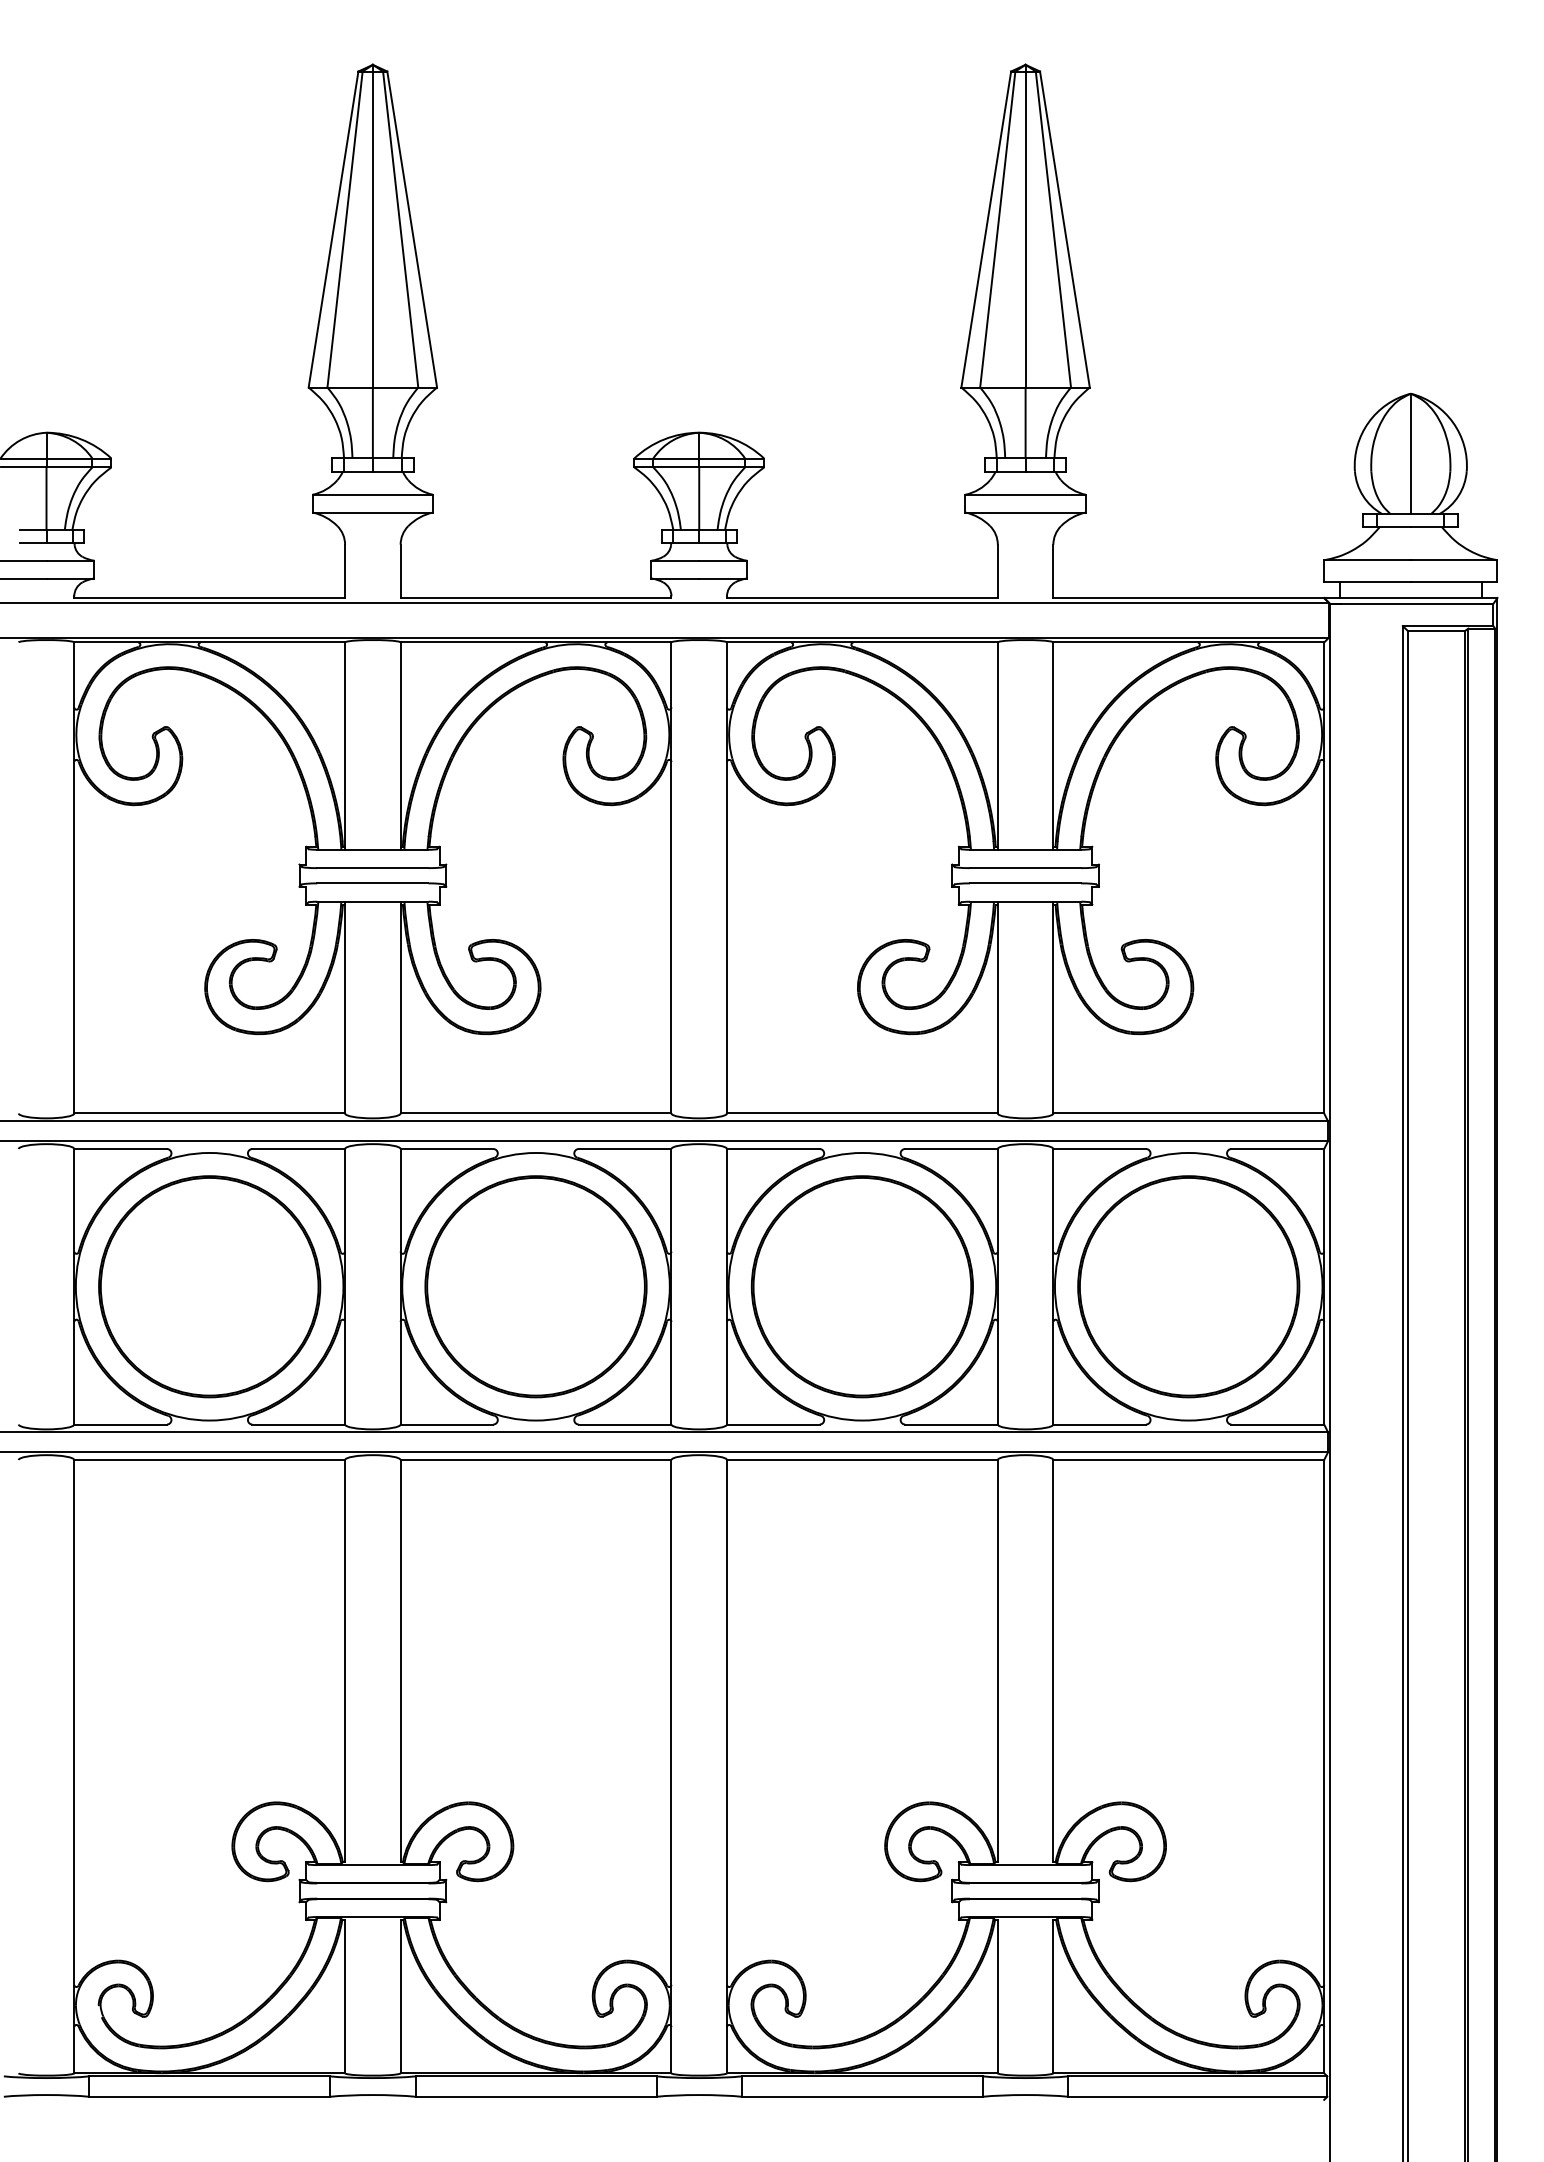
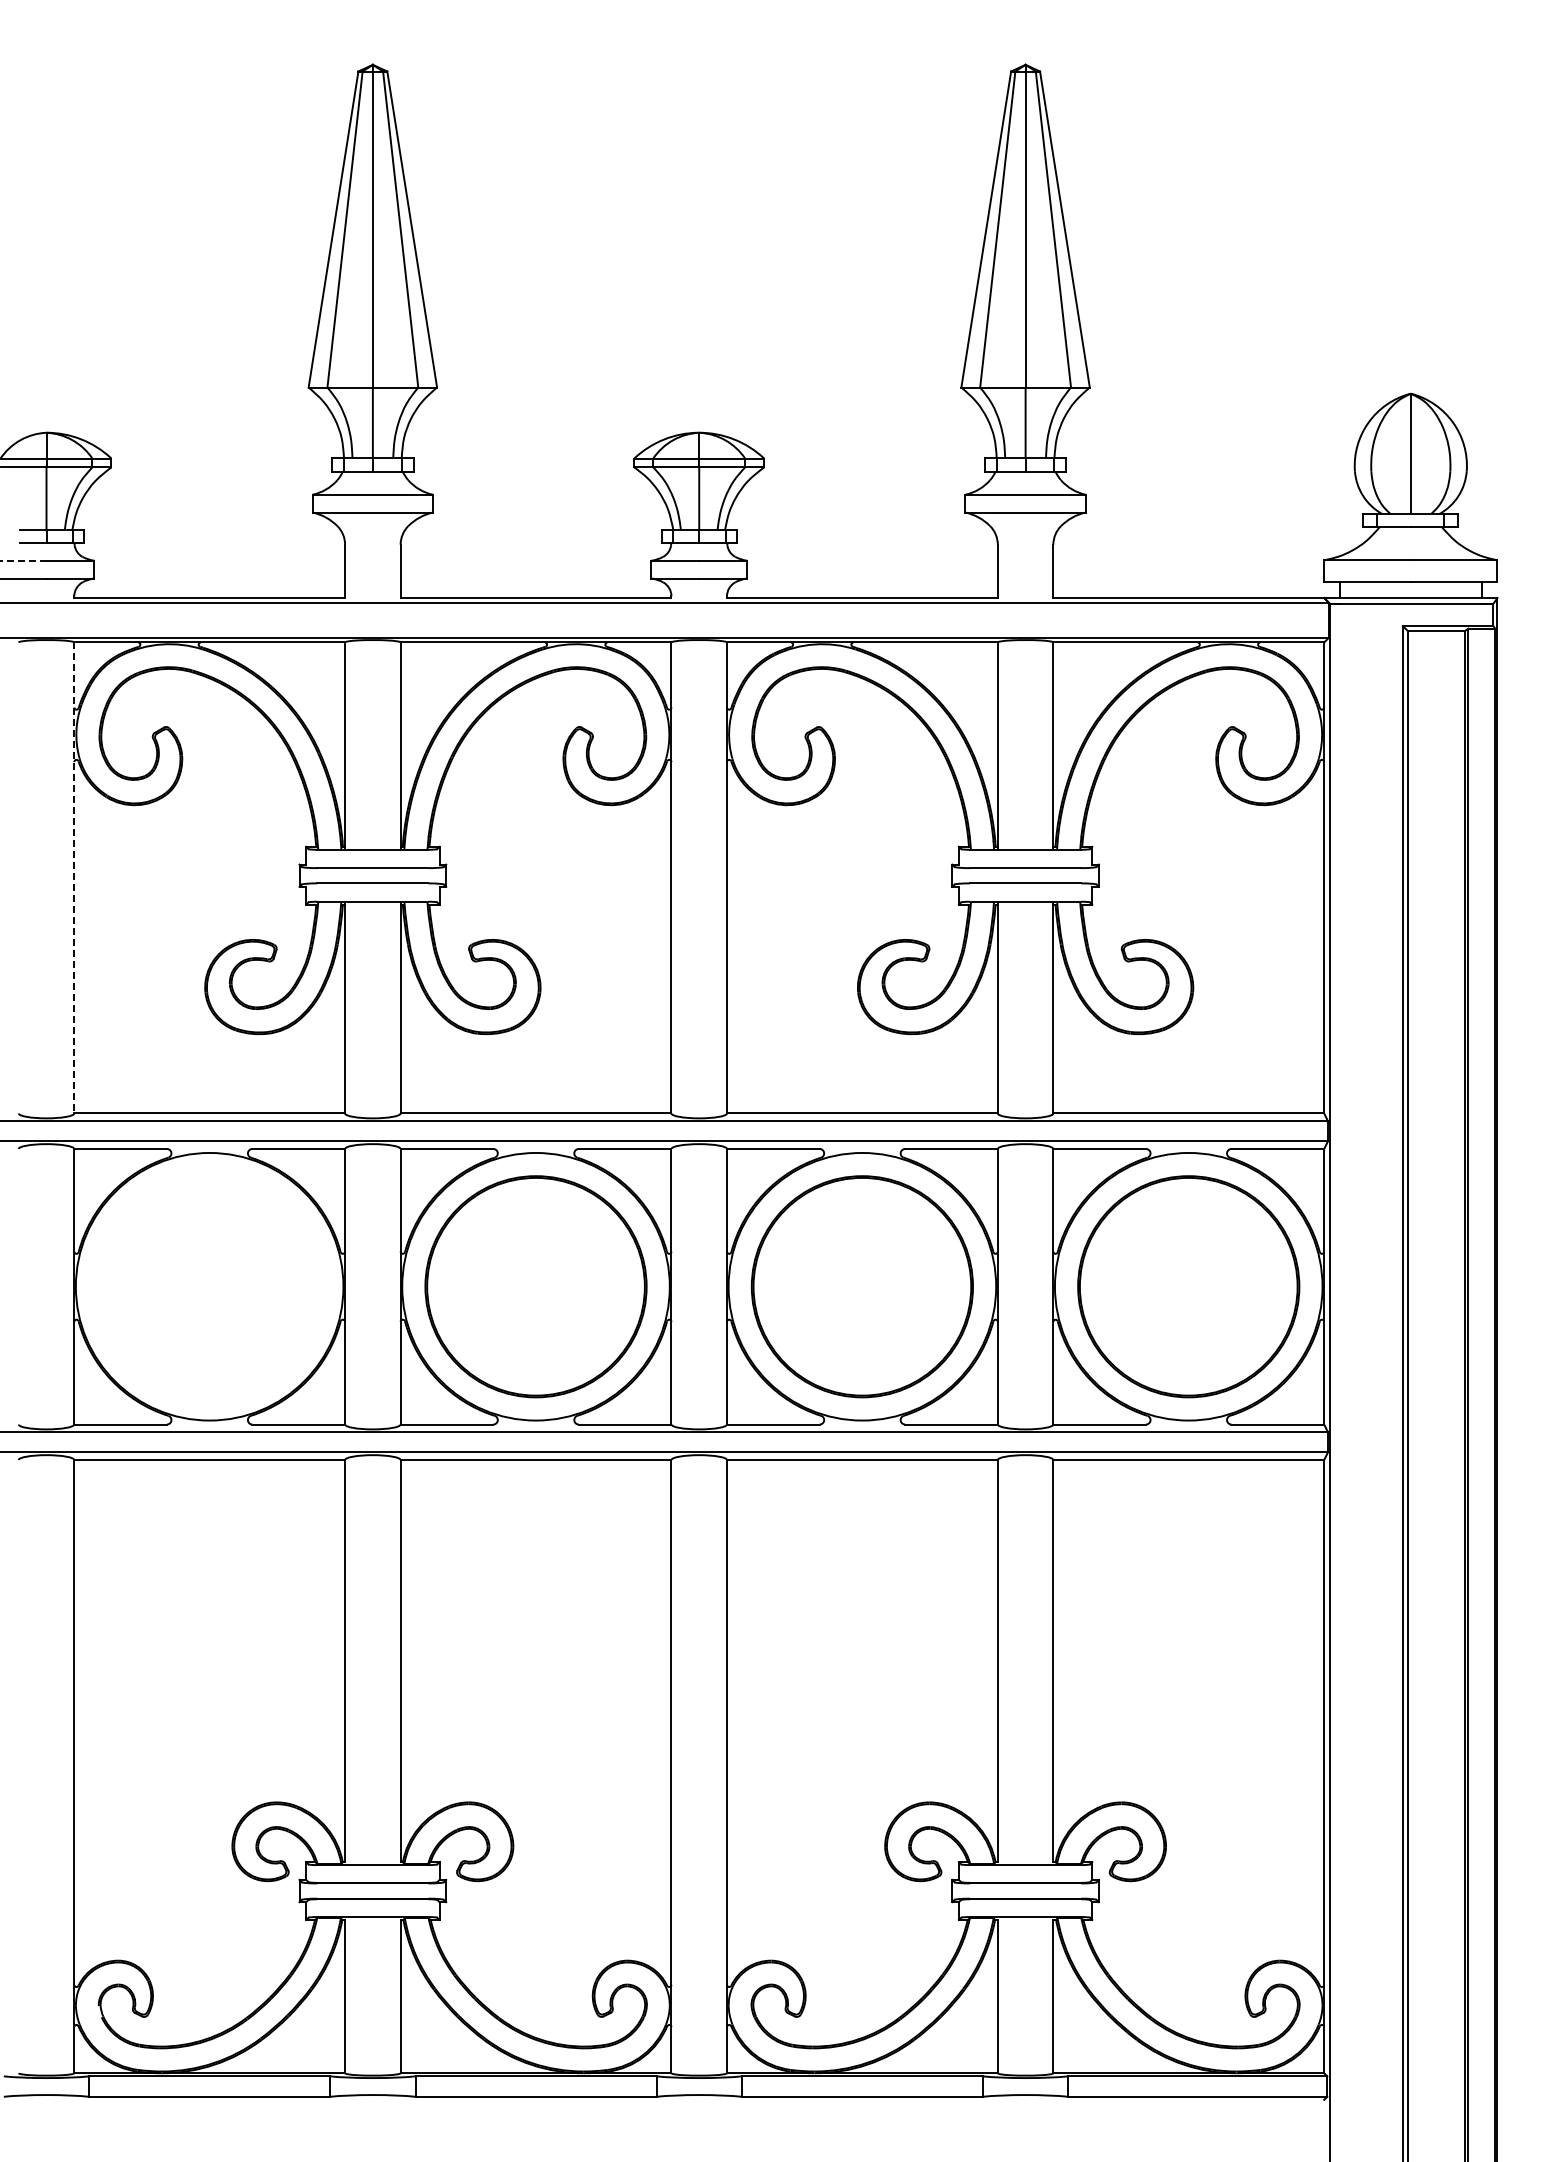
line: solid -> dashed (23, 560)
line: solid -> dashed (74, 878)
part: present -> none (209, 1286)
